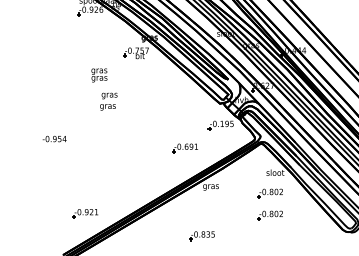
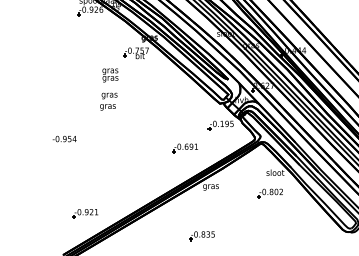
text position: (99, 75) -> (110, 75) (110, 75)
text position: (54, 138) -> (64, 138) (64, 138)
part: present -> none (269, 215)
